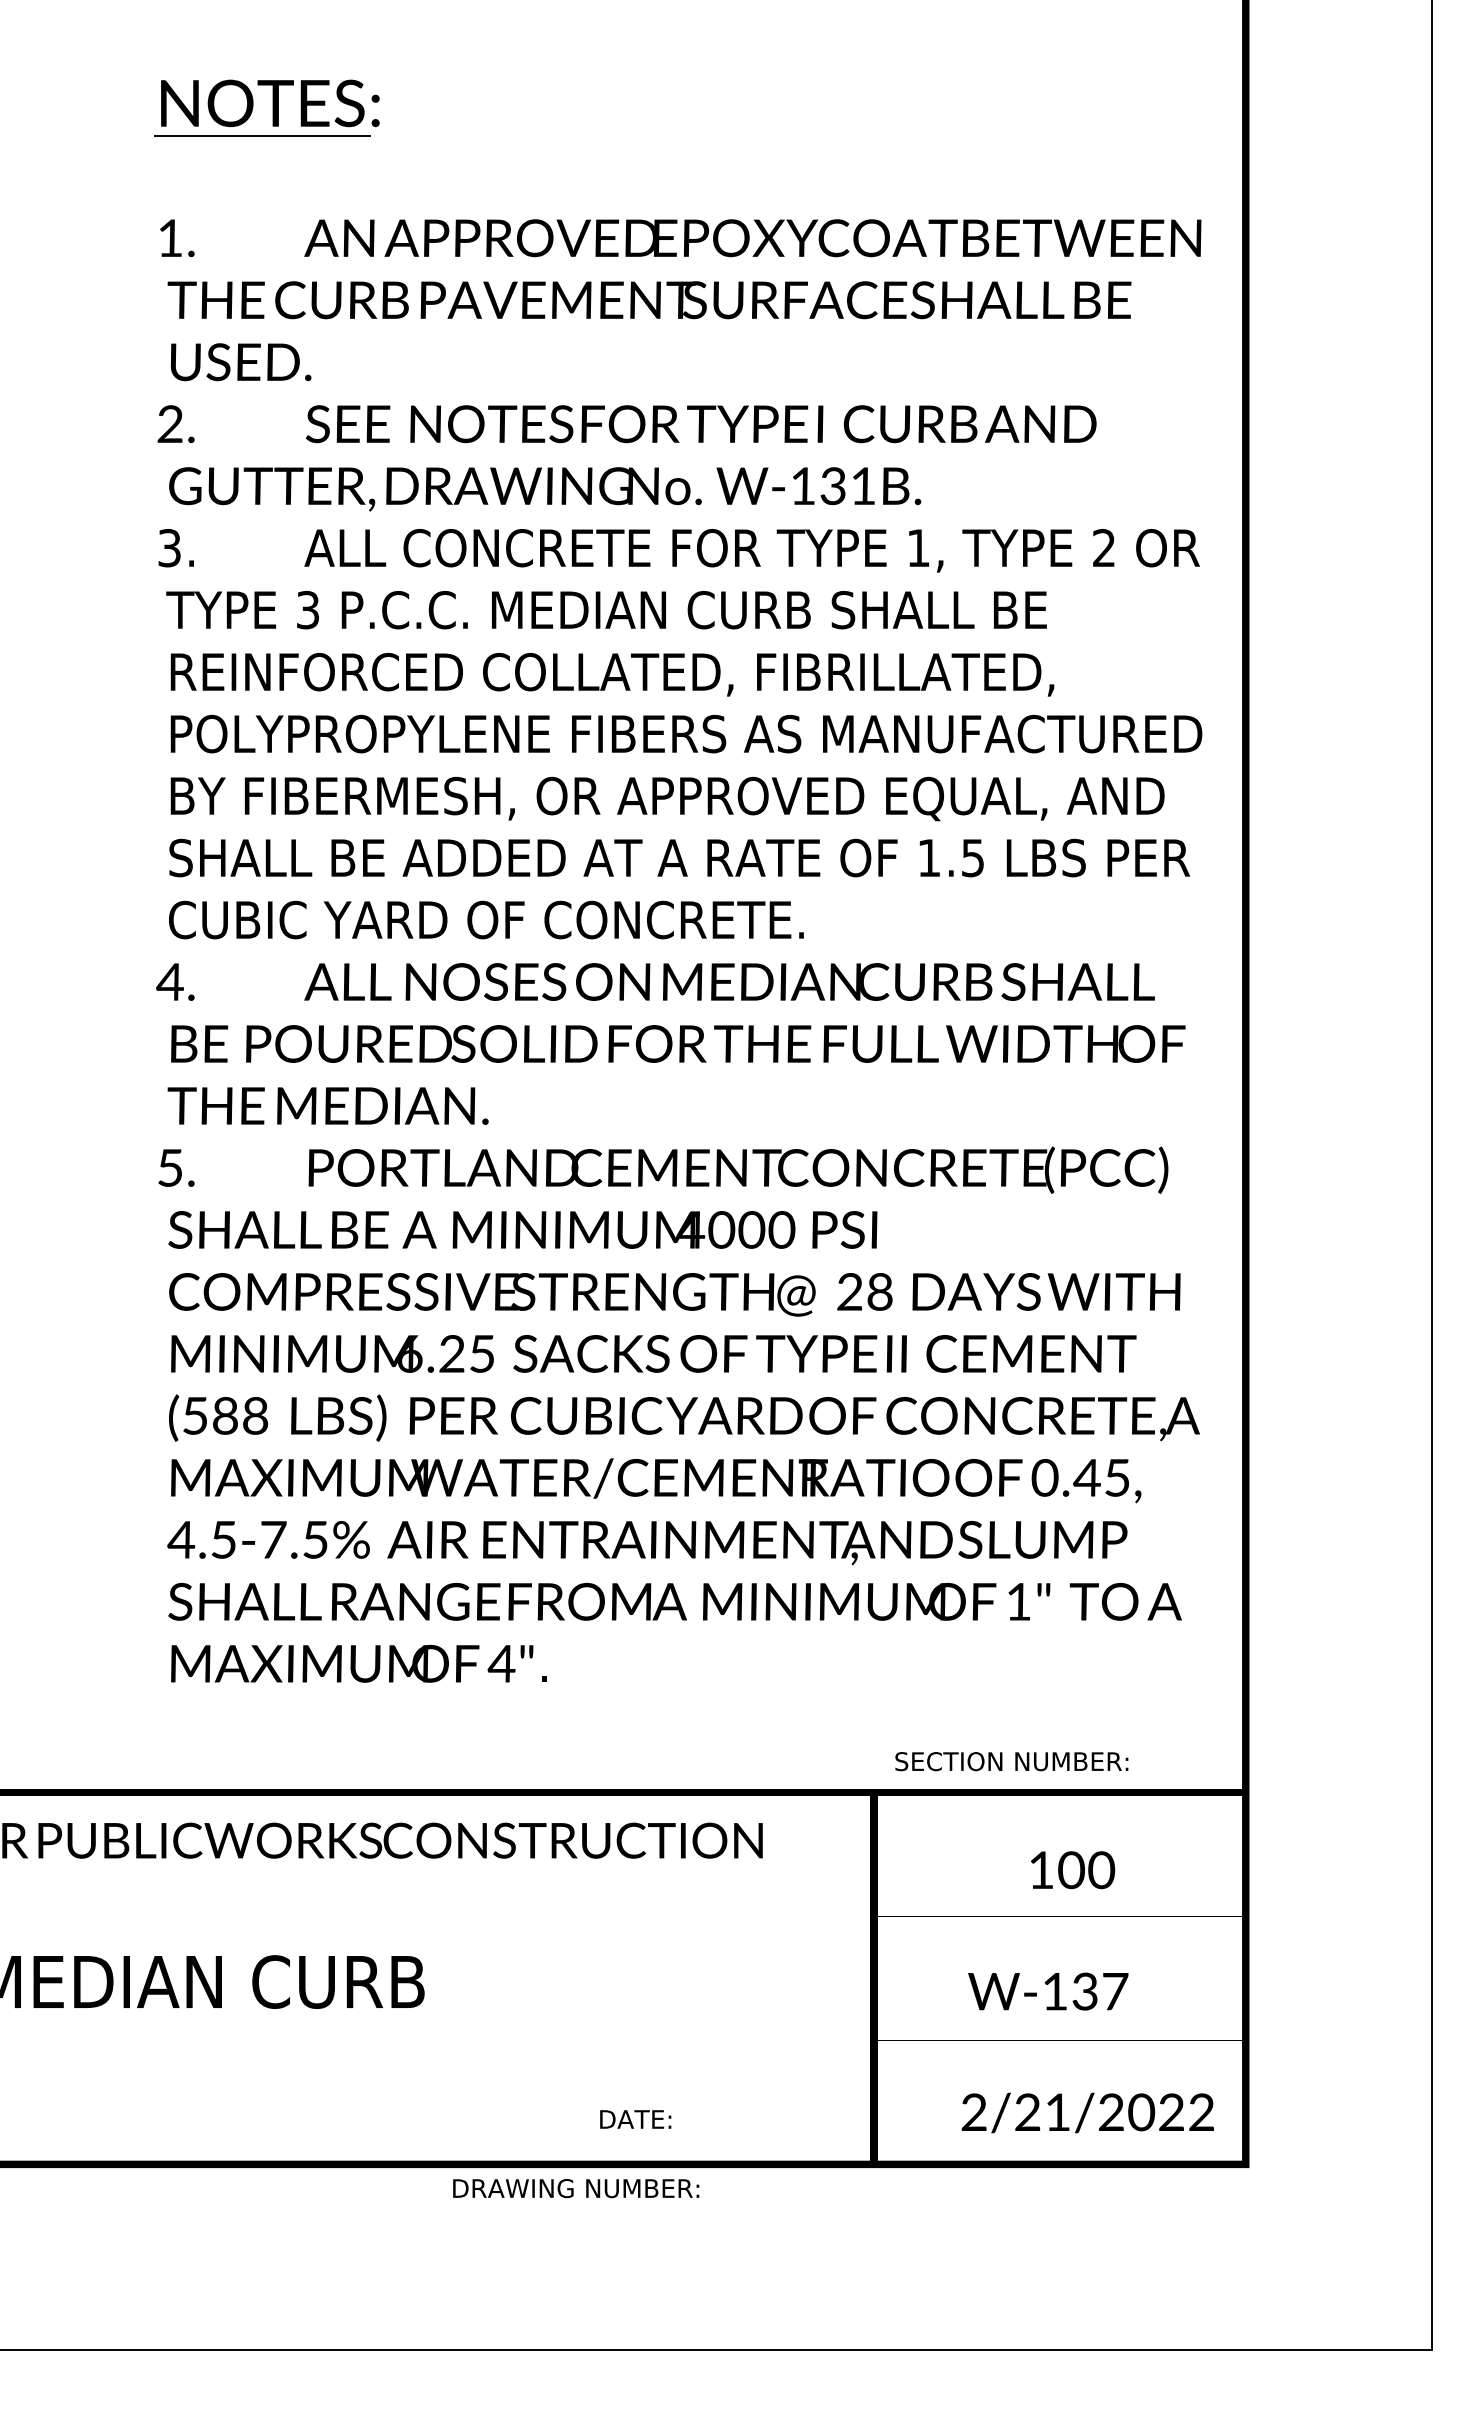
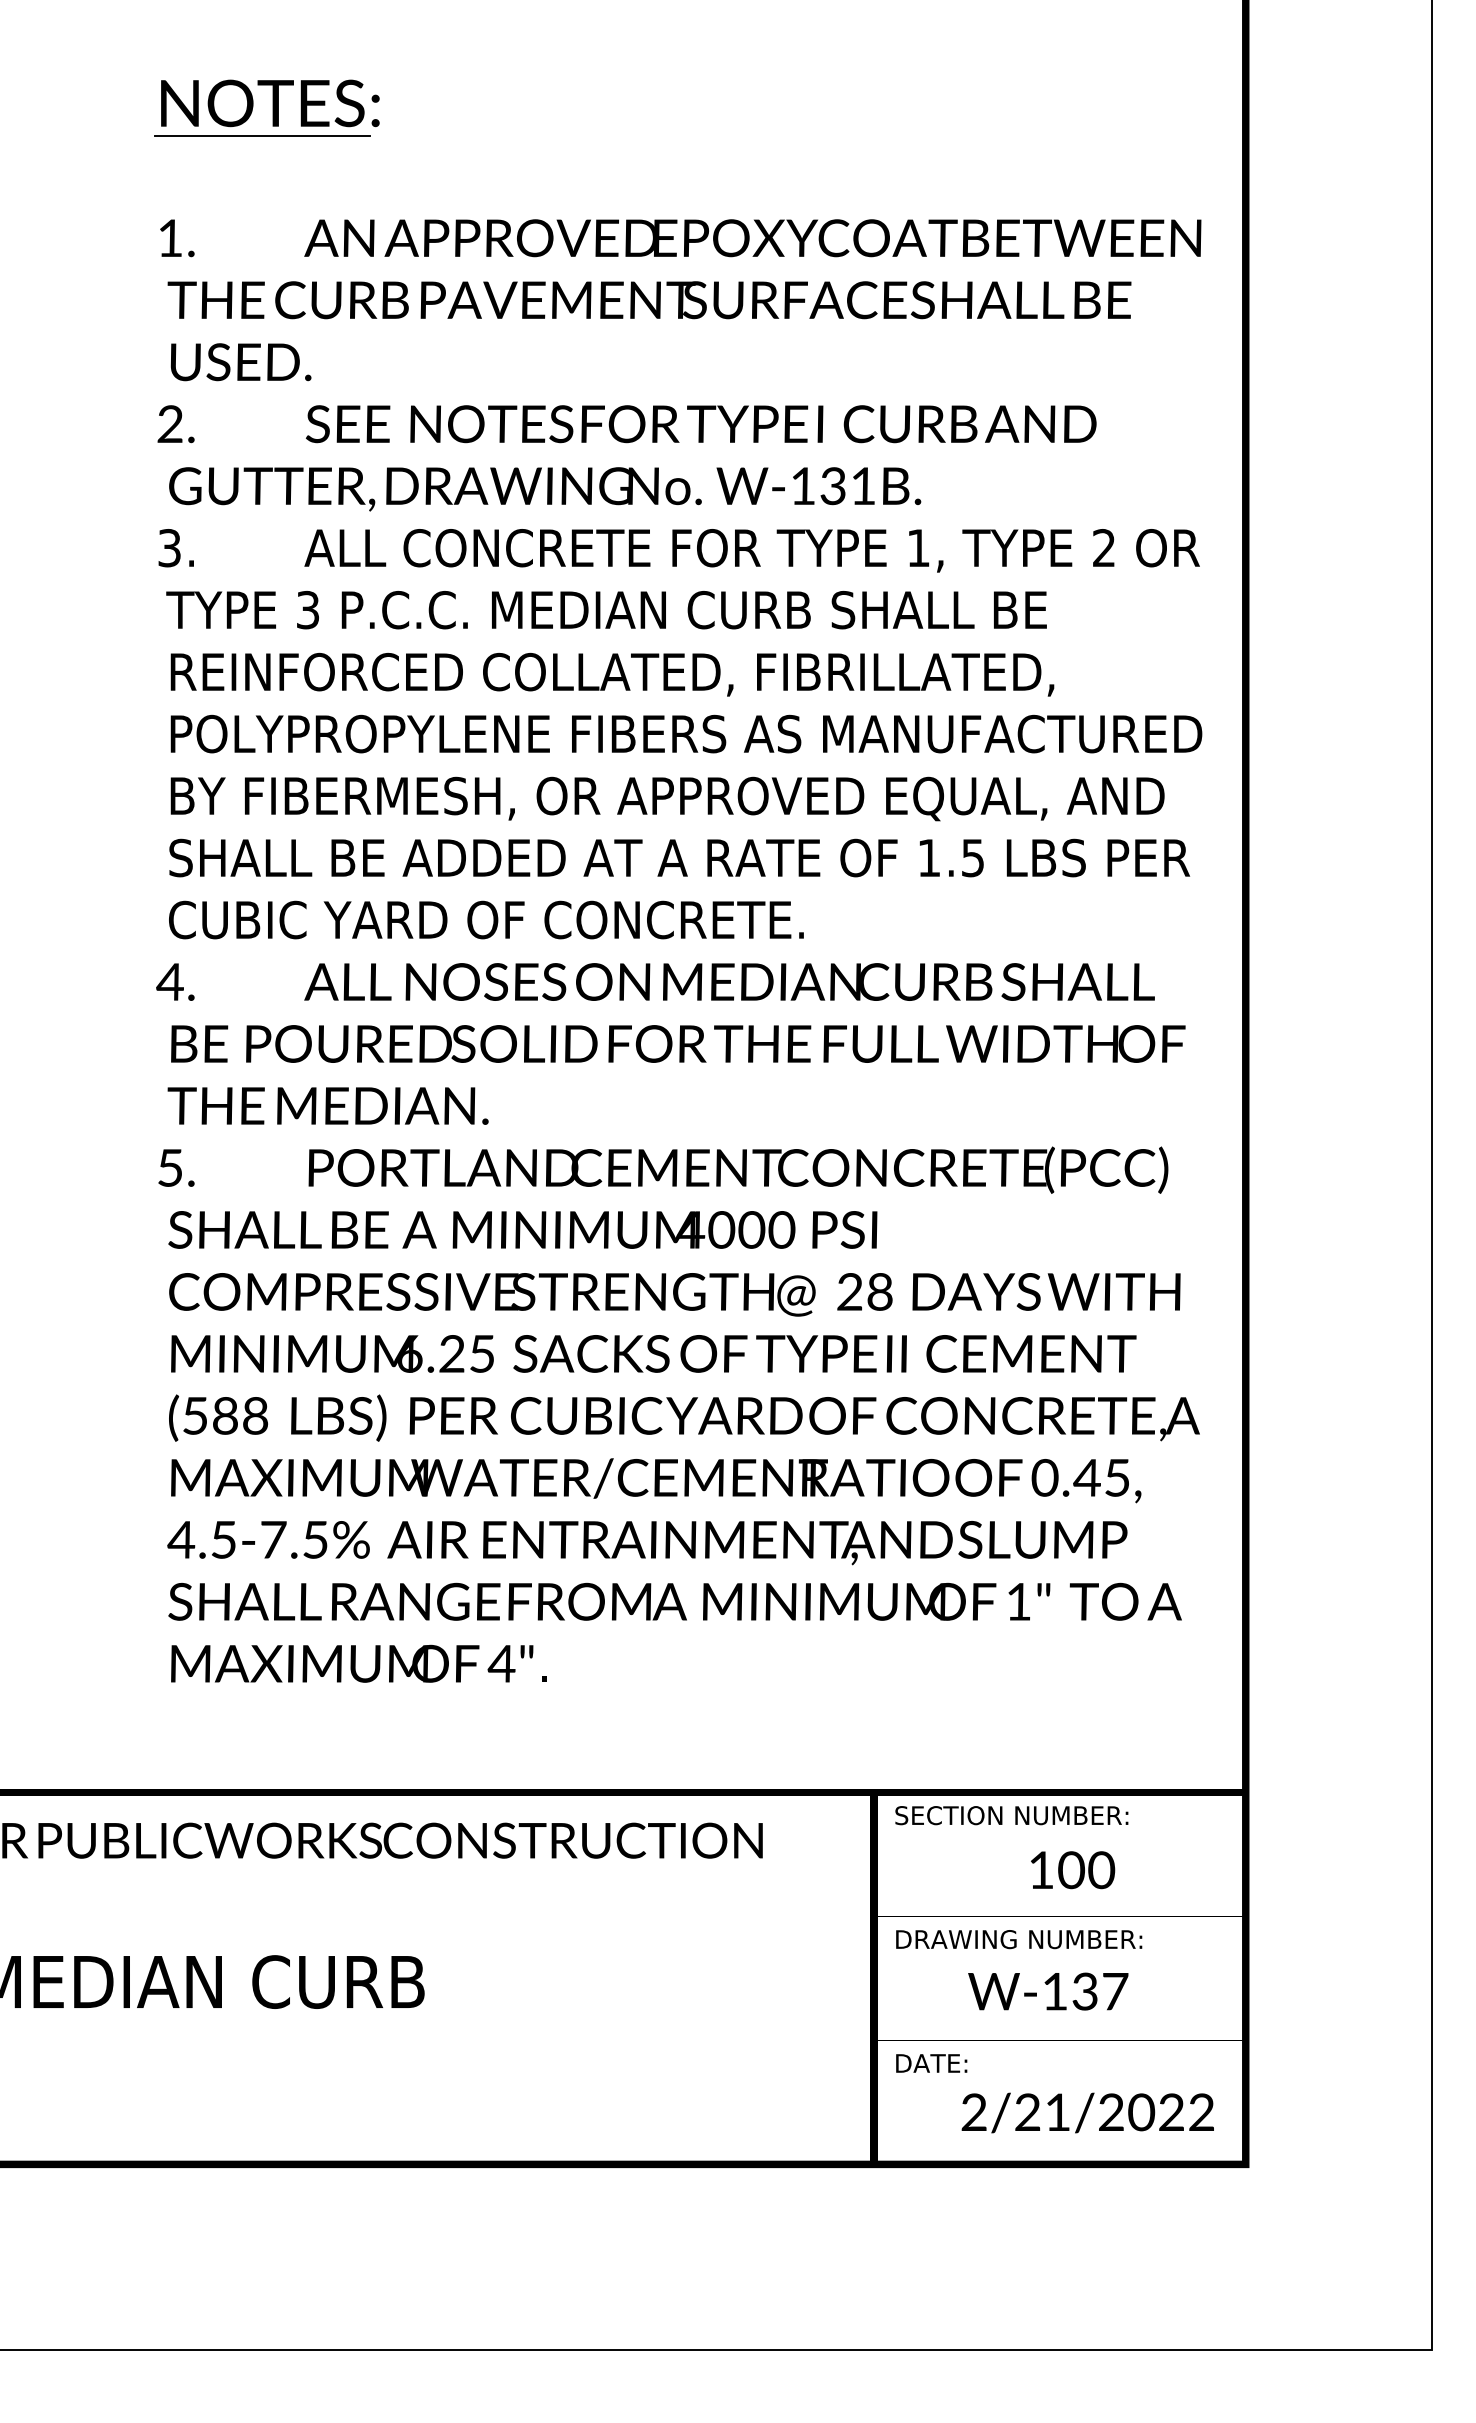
text position: (1011, 1761) -> (1011, 1815) (1011, 1815)
text position: (635, 2119) -> (931, 2063) (931, 2063)
text position: (576, 2188) -> (1019, 1939) (1019, 1939)
